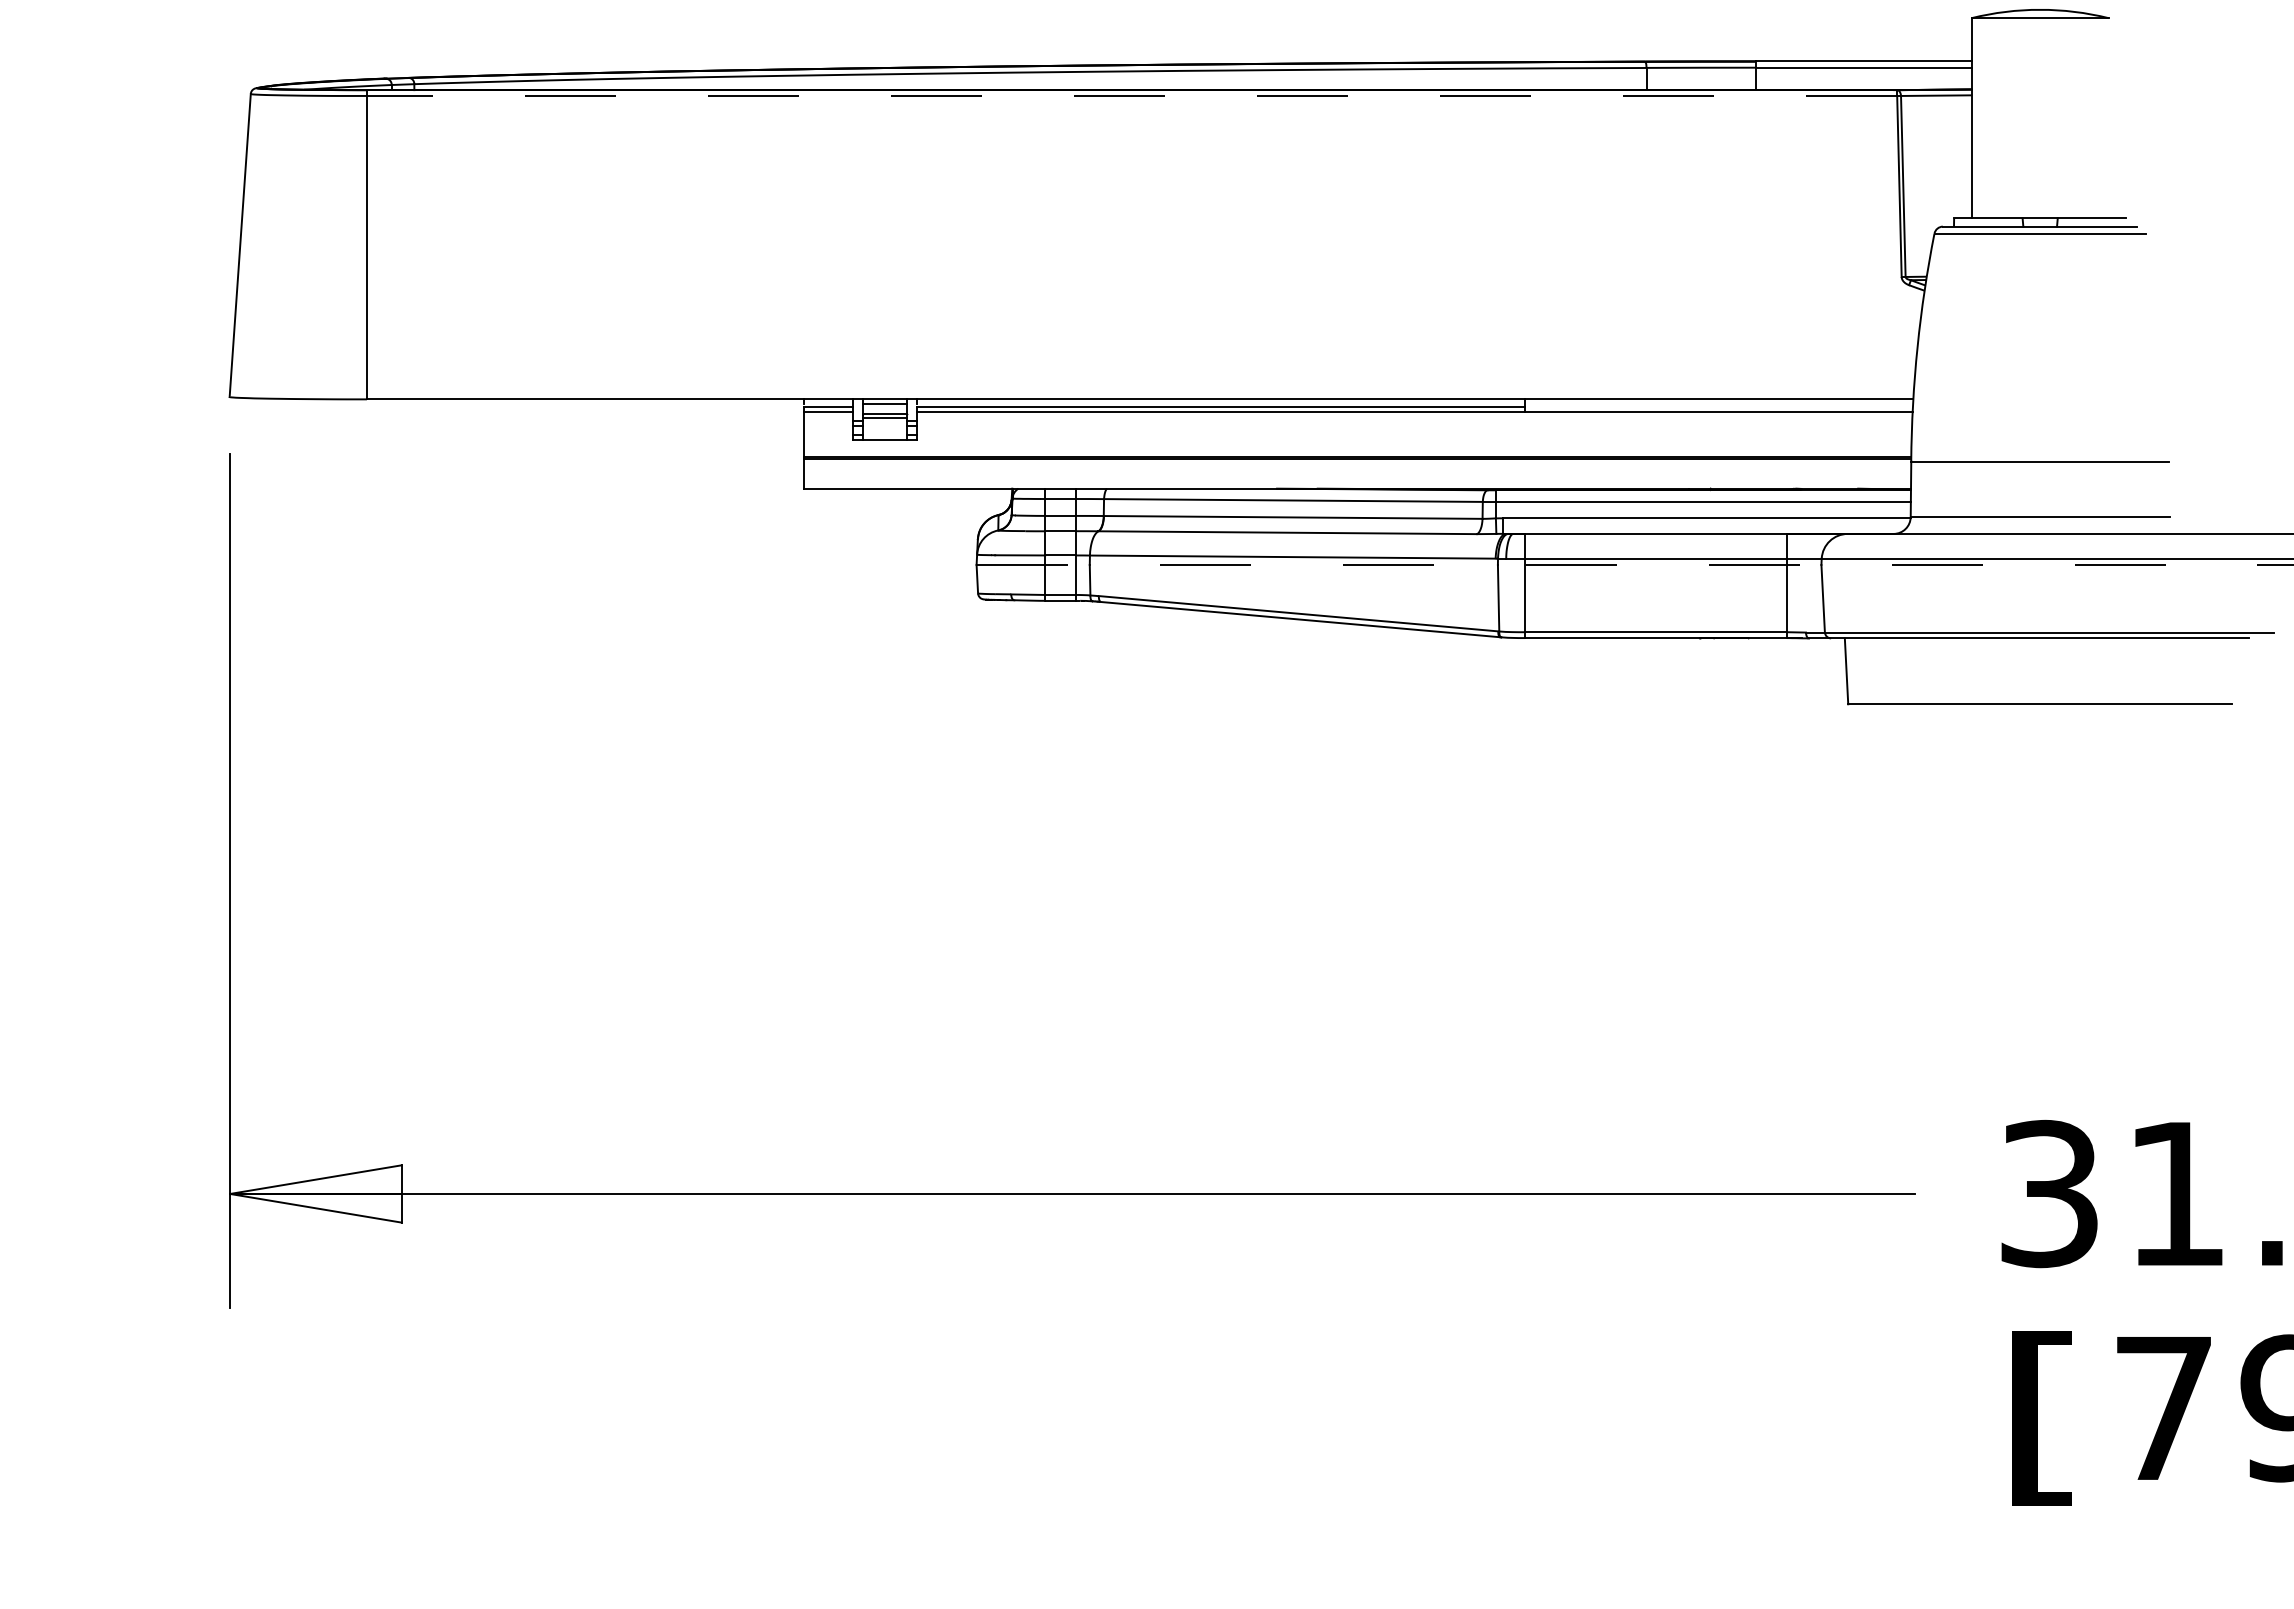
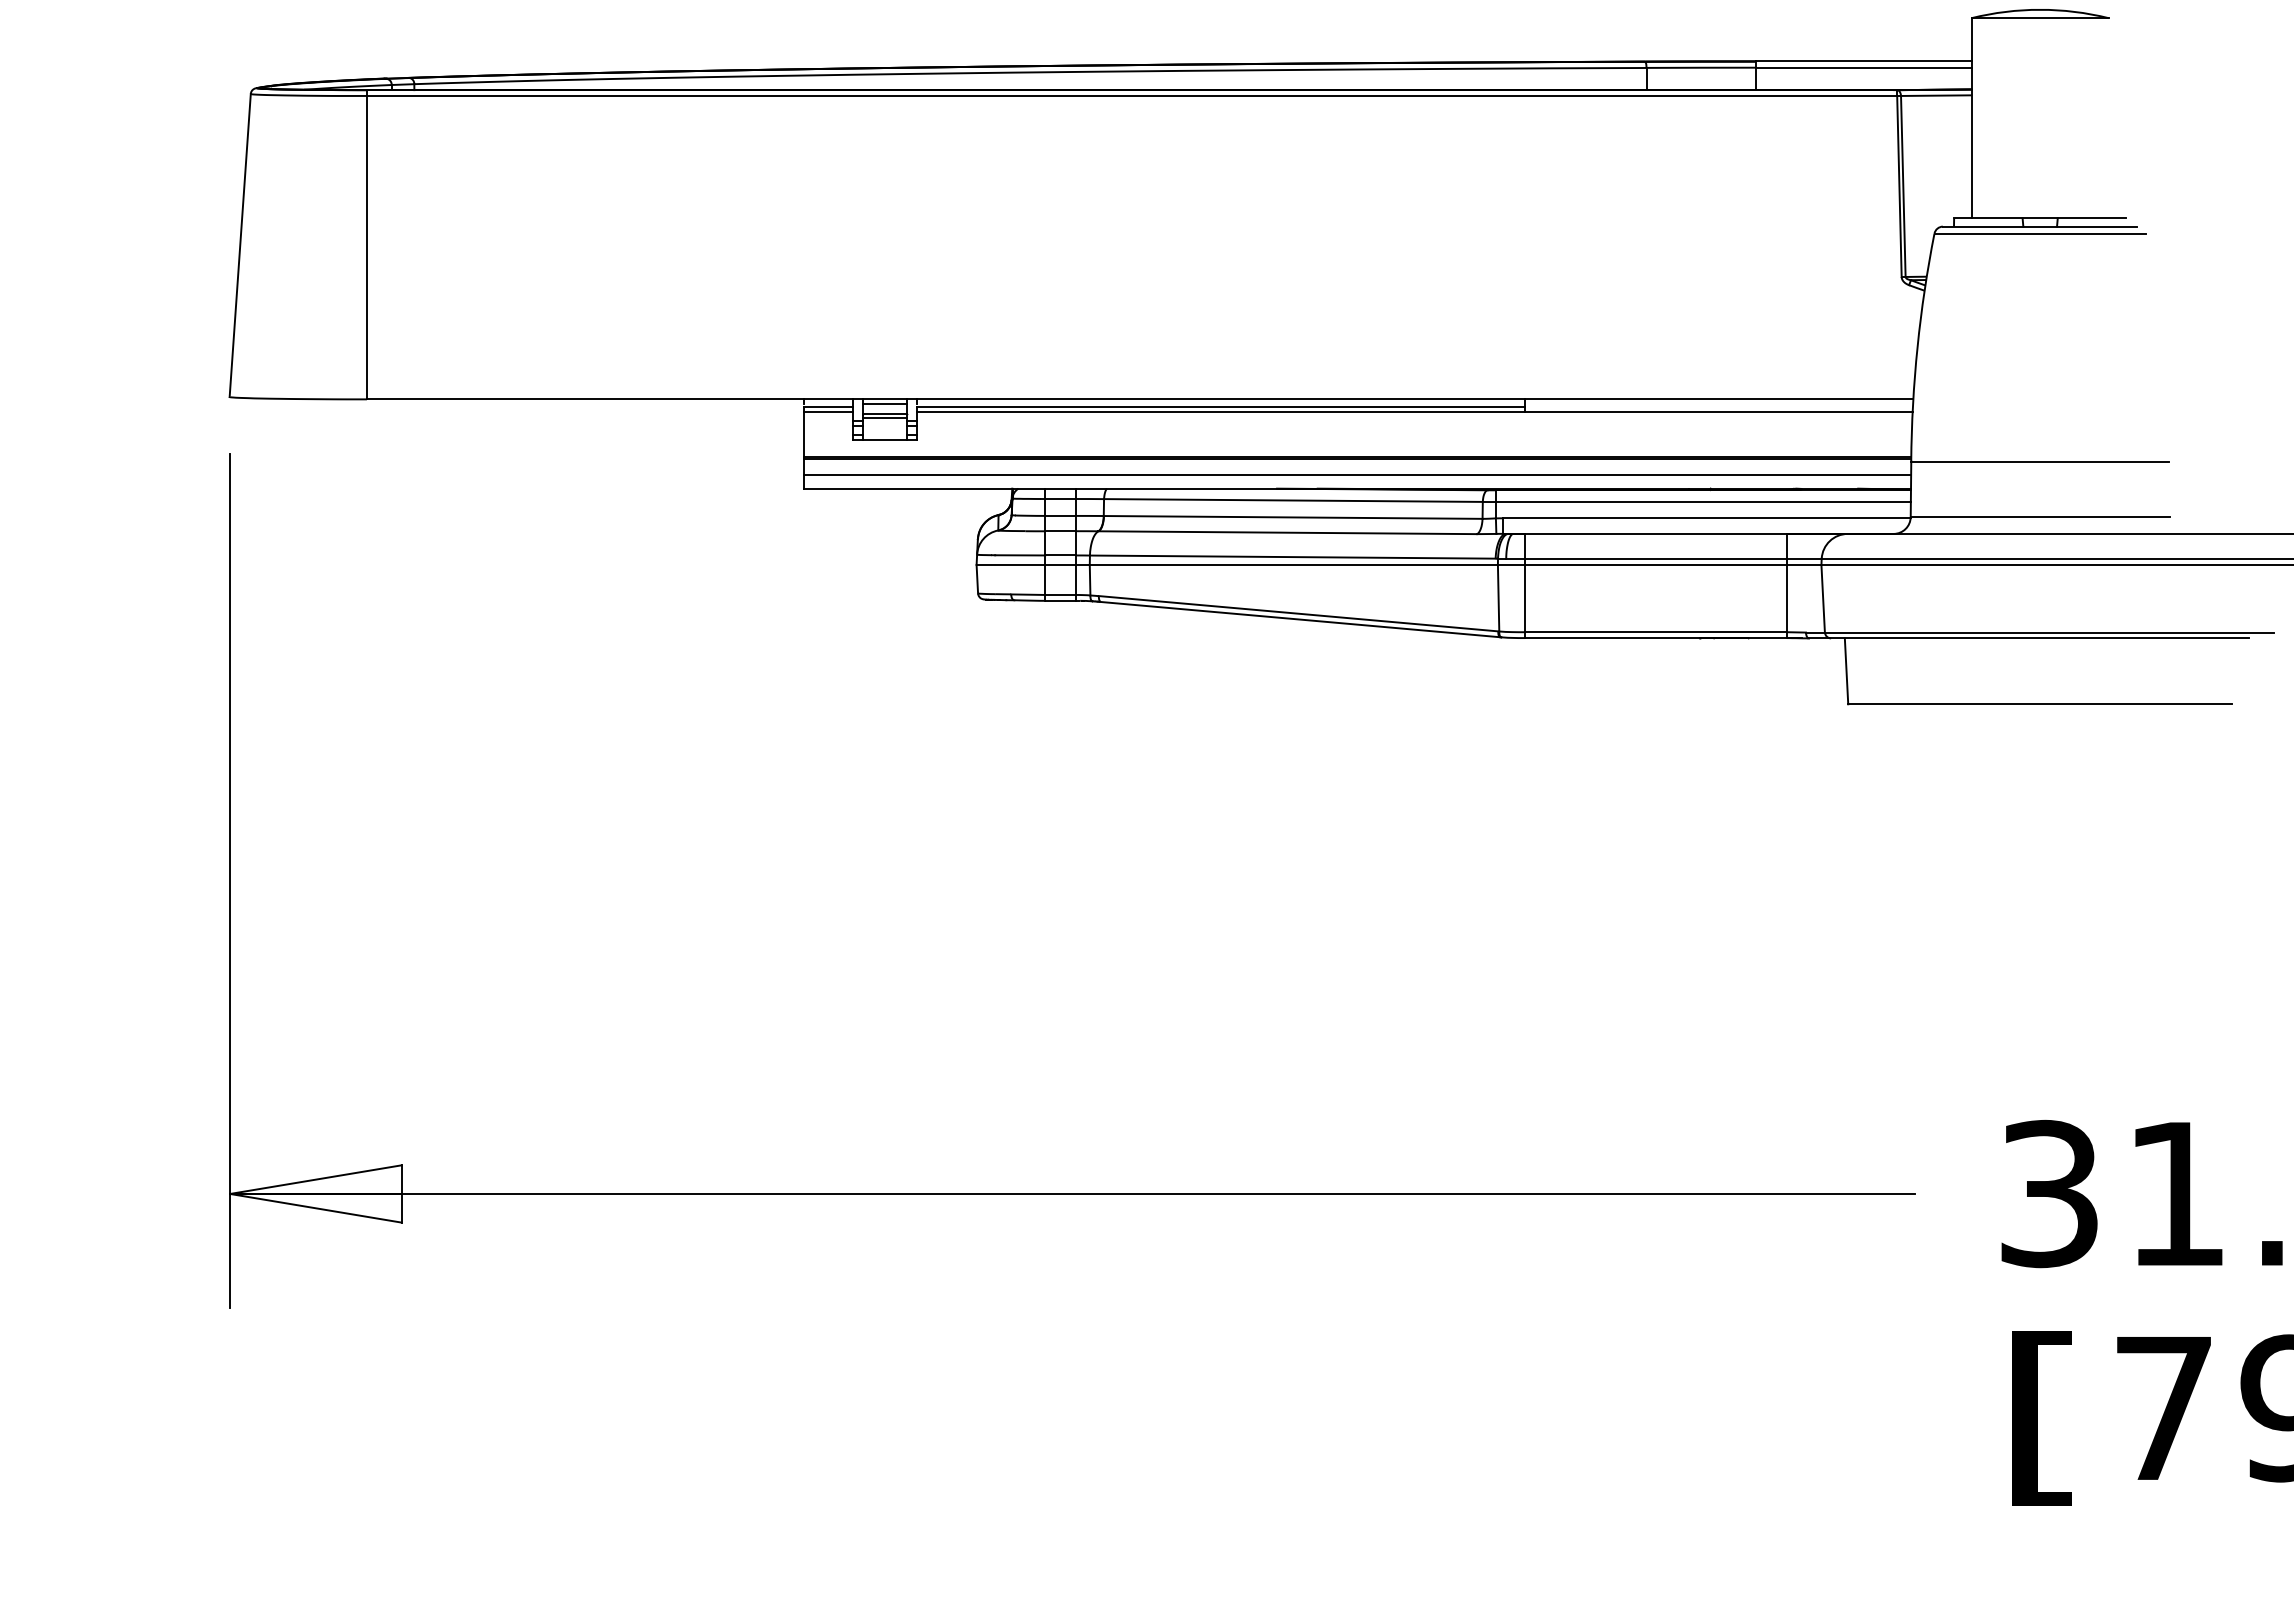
line: dashed -> solid (1131, 95)
line: none -> present (1357, 475)
line: dashed -> solid (1635, 564)
